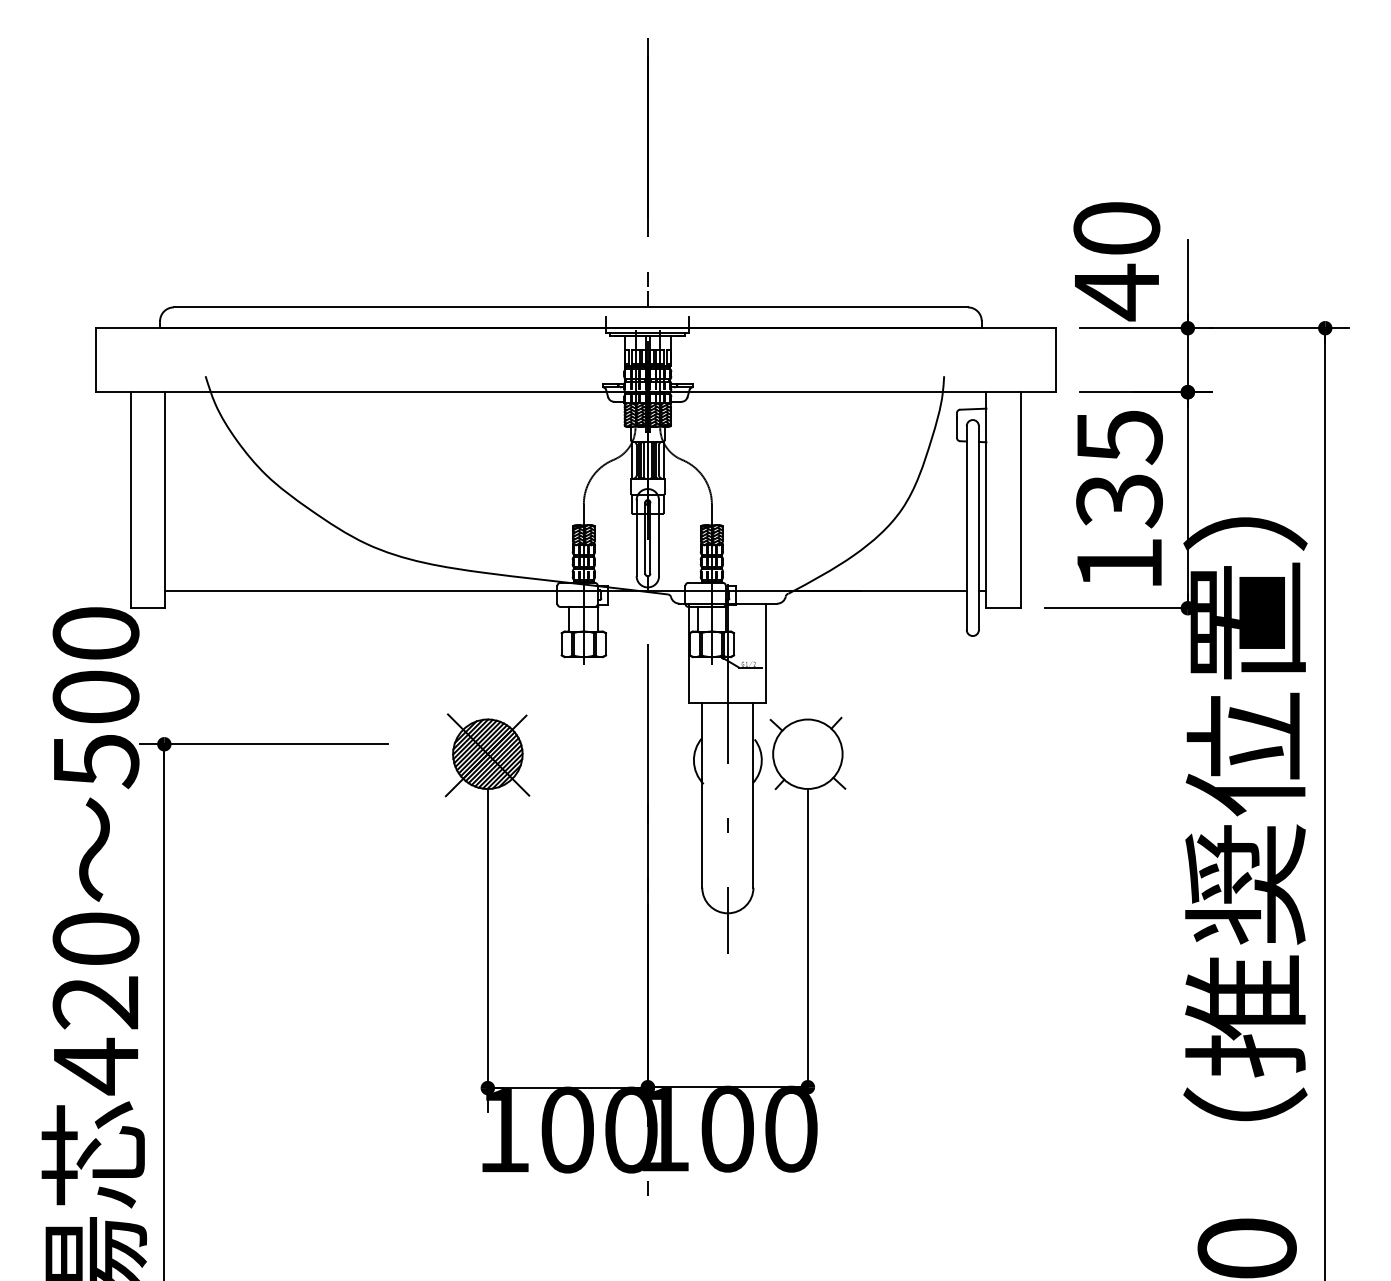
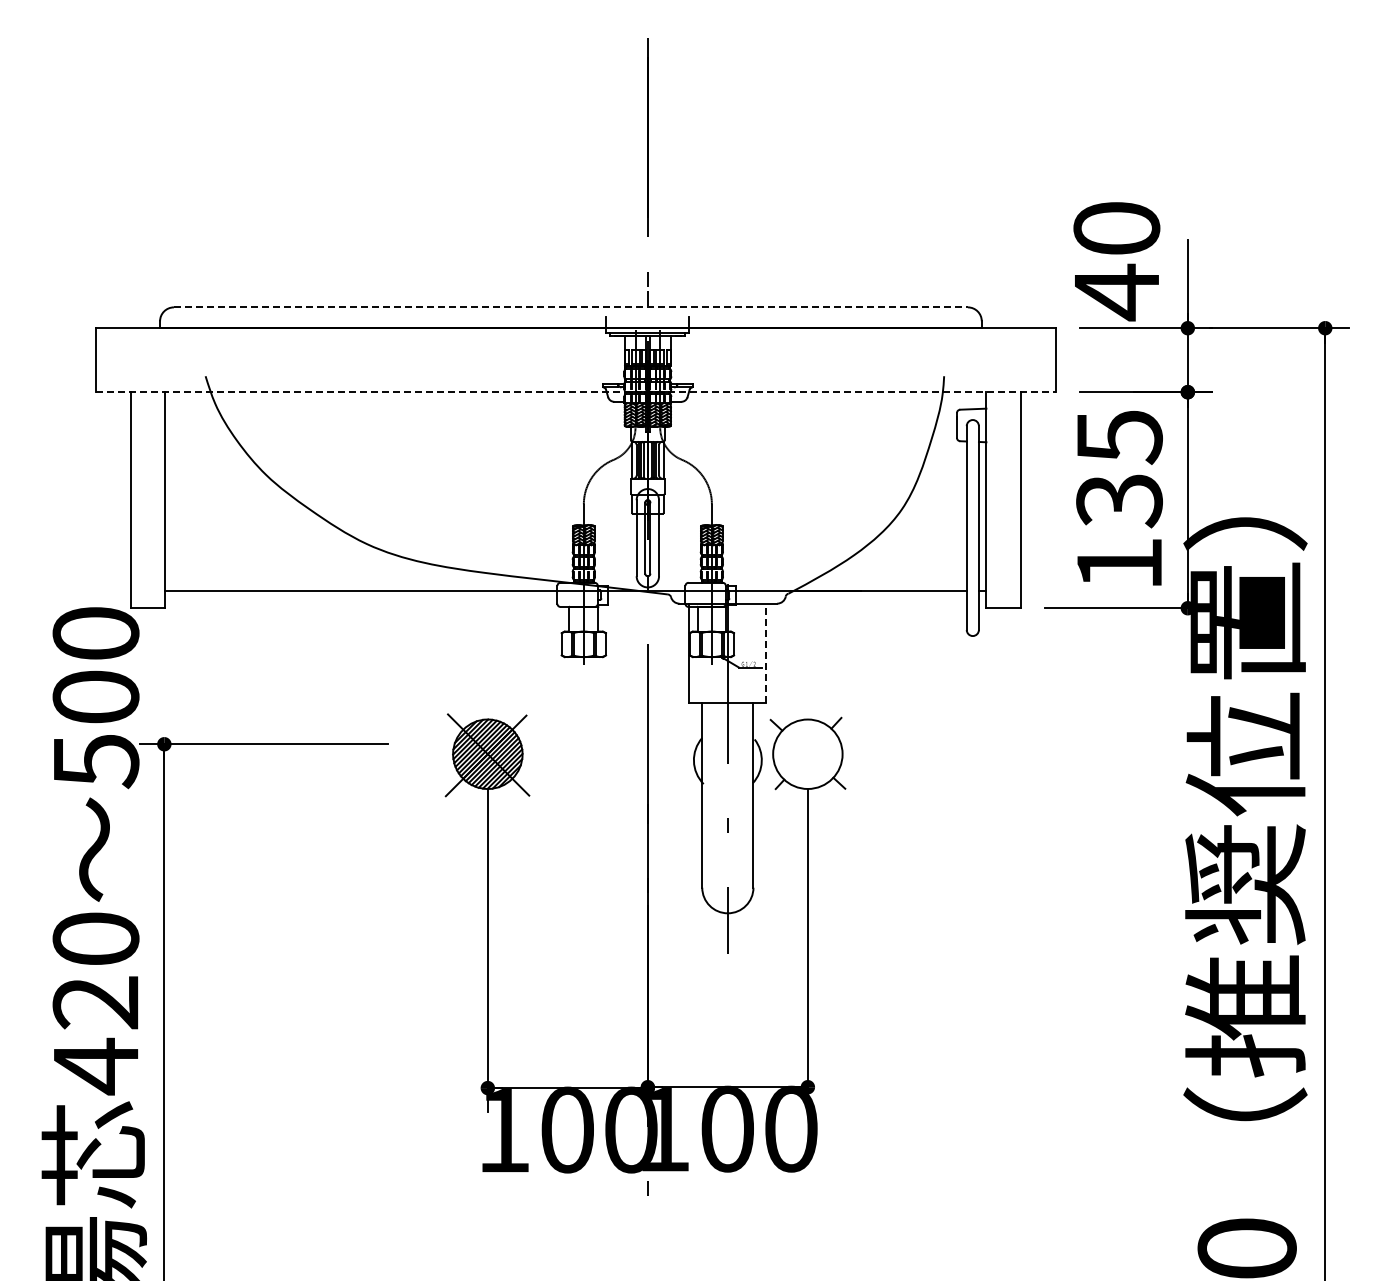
line: solid -> dashed (570, 307)
line: solid -> dashed (576, 392)
line: solid -> dashed (766, 653)
